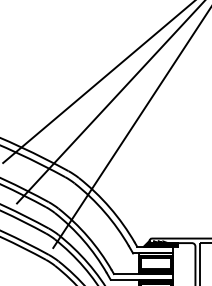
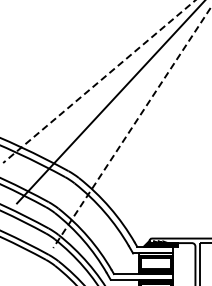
line: solid -> dashed (99, 81)
line: solid -> dashed (132, 127)
